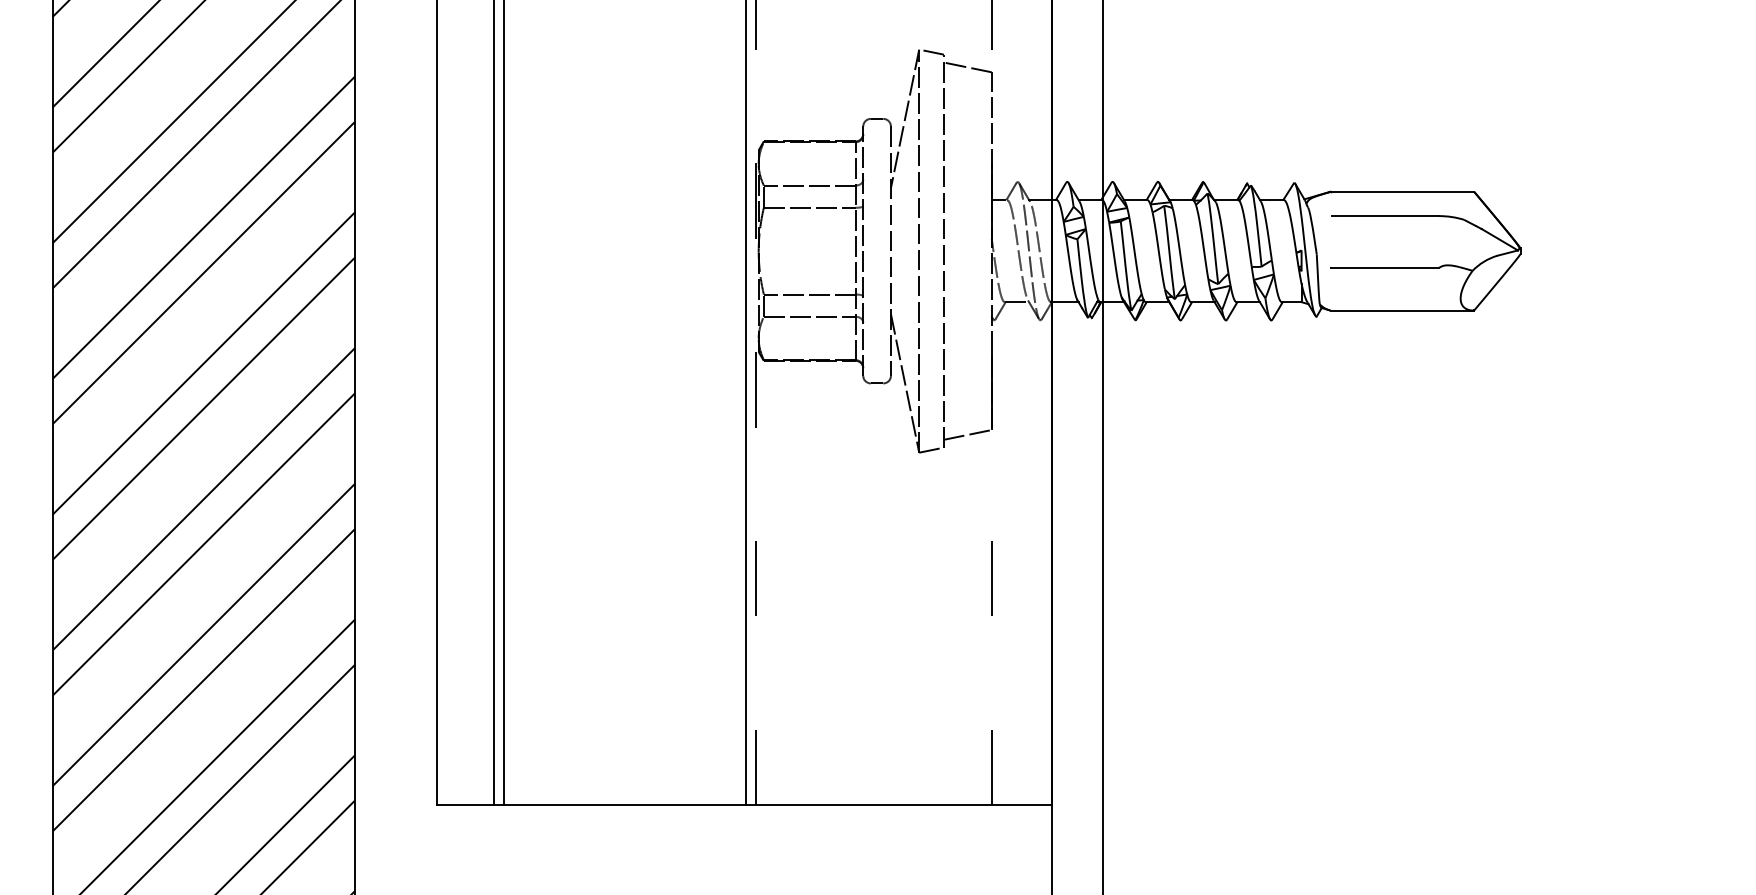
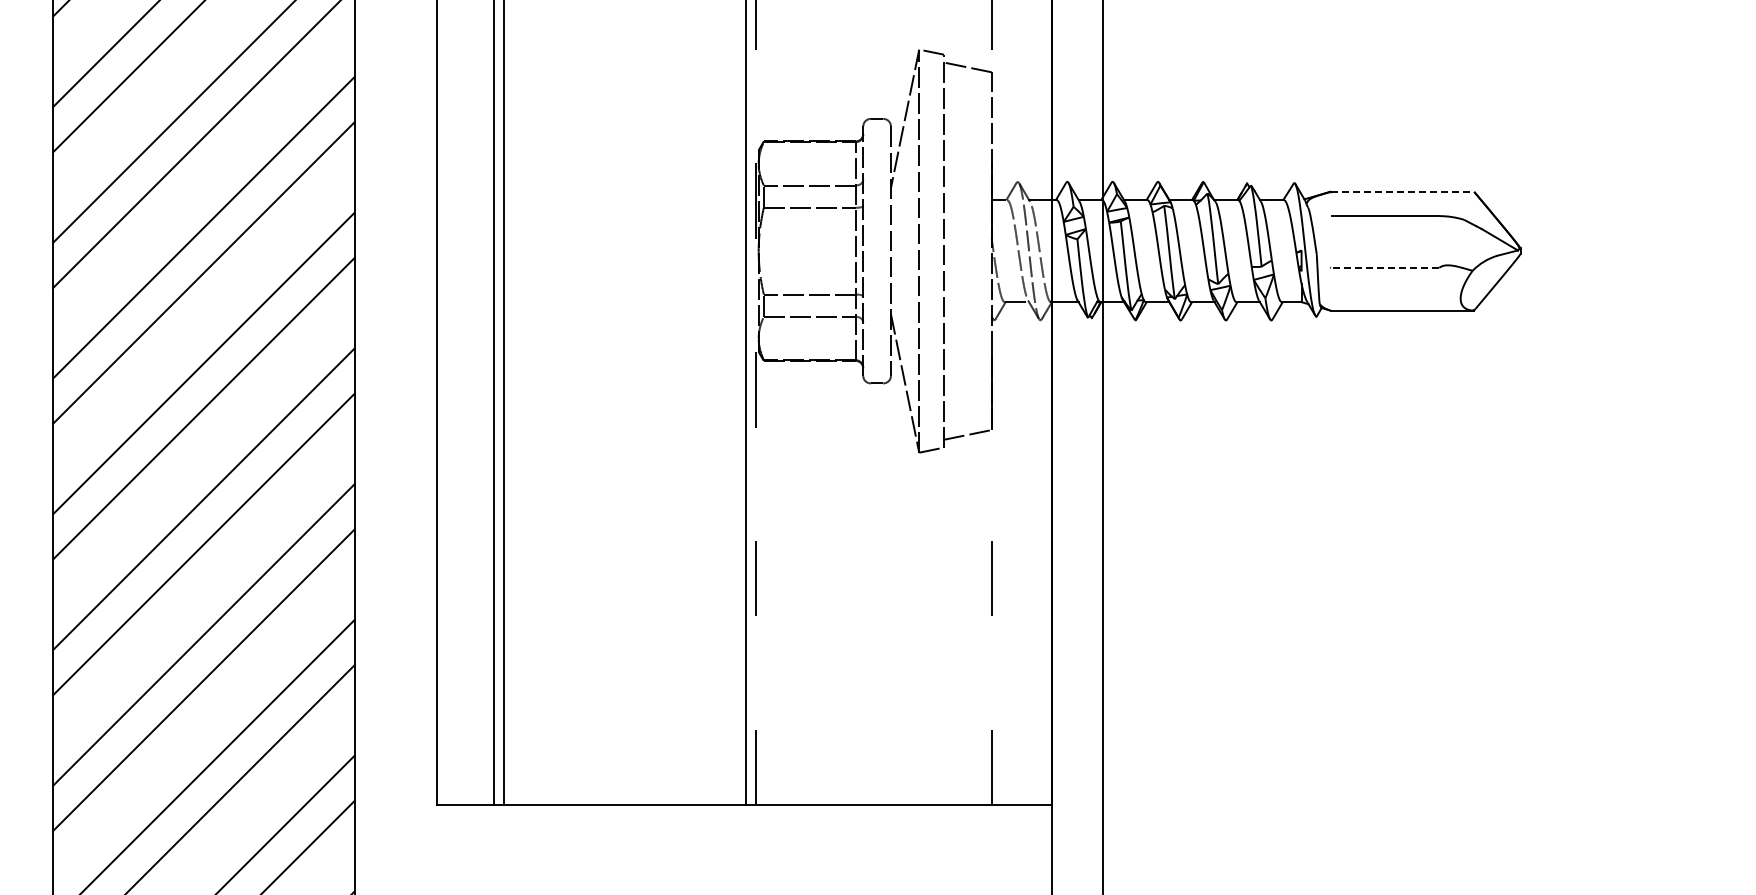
line: solid -> dashed (1402, 191)
line: solid -> dashed (1384, 267)
